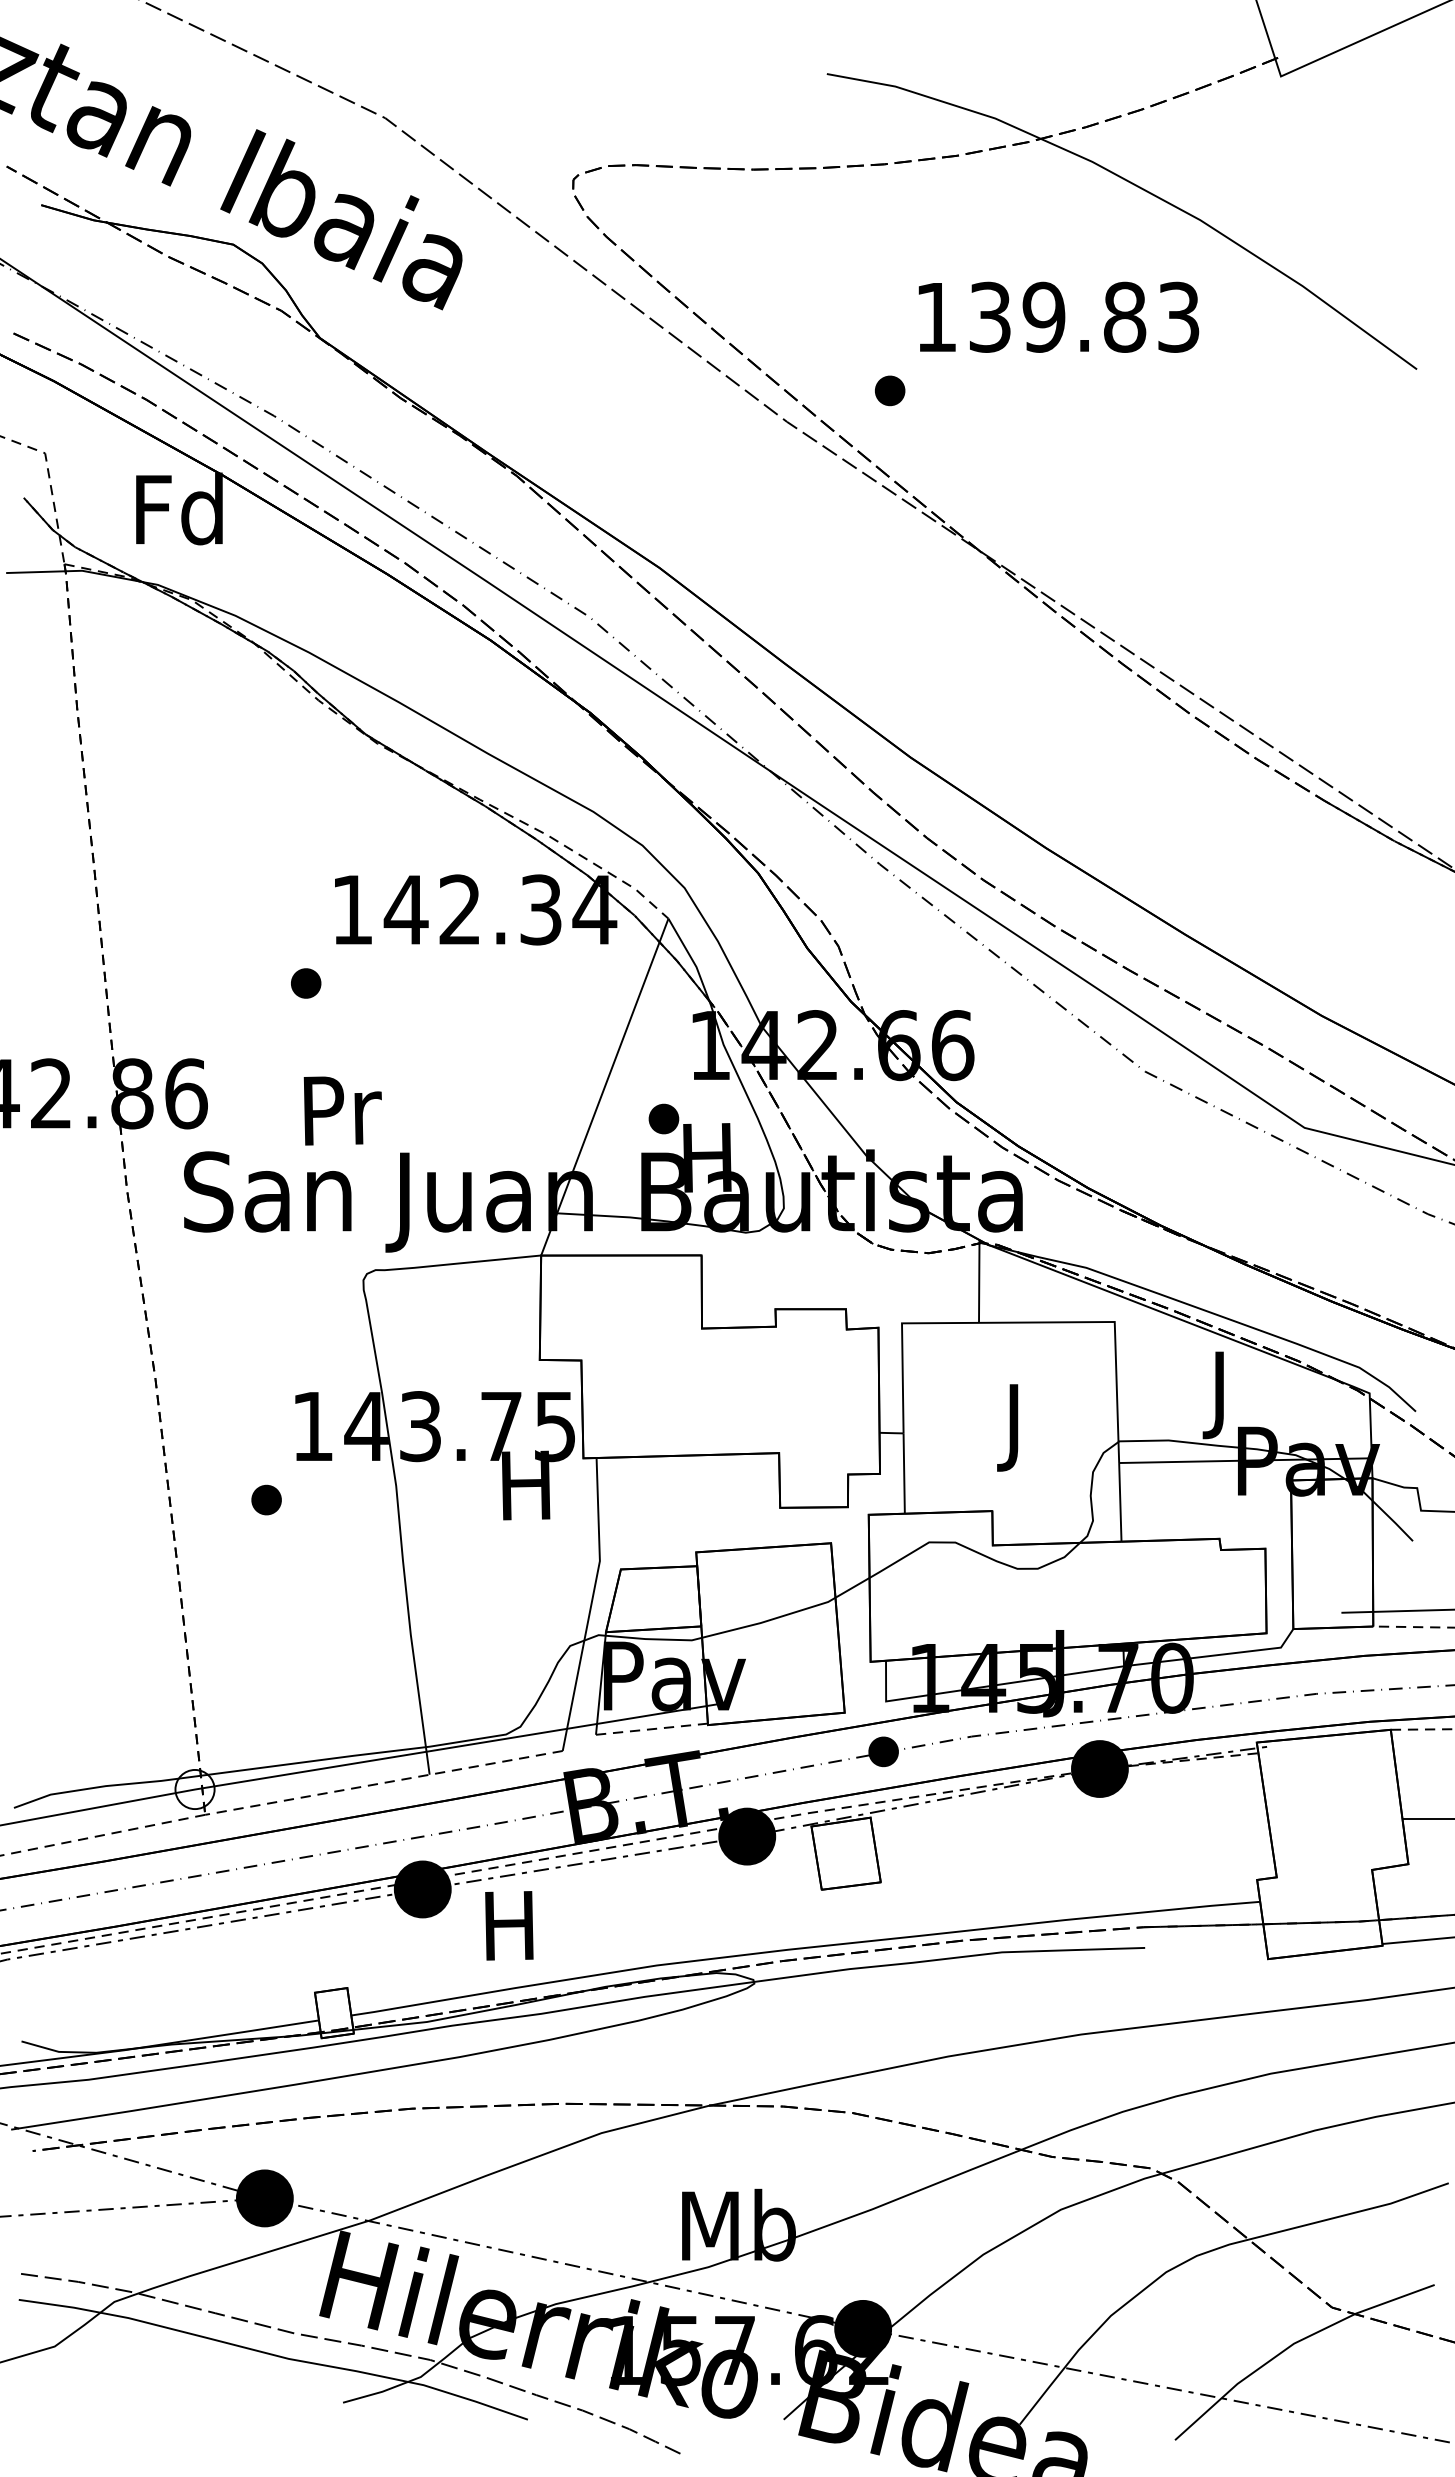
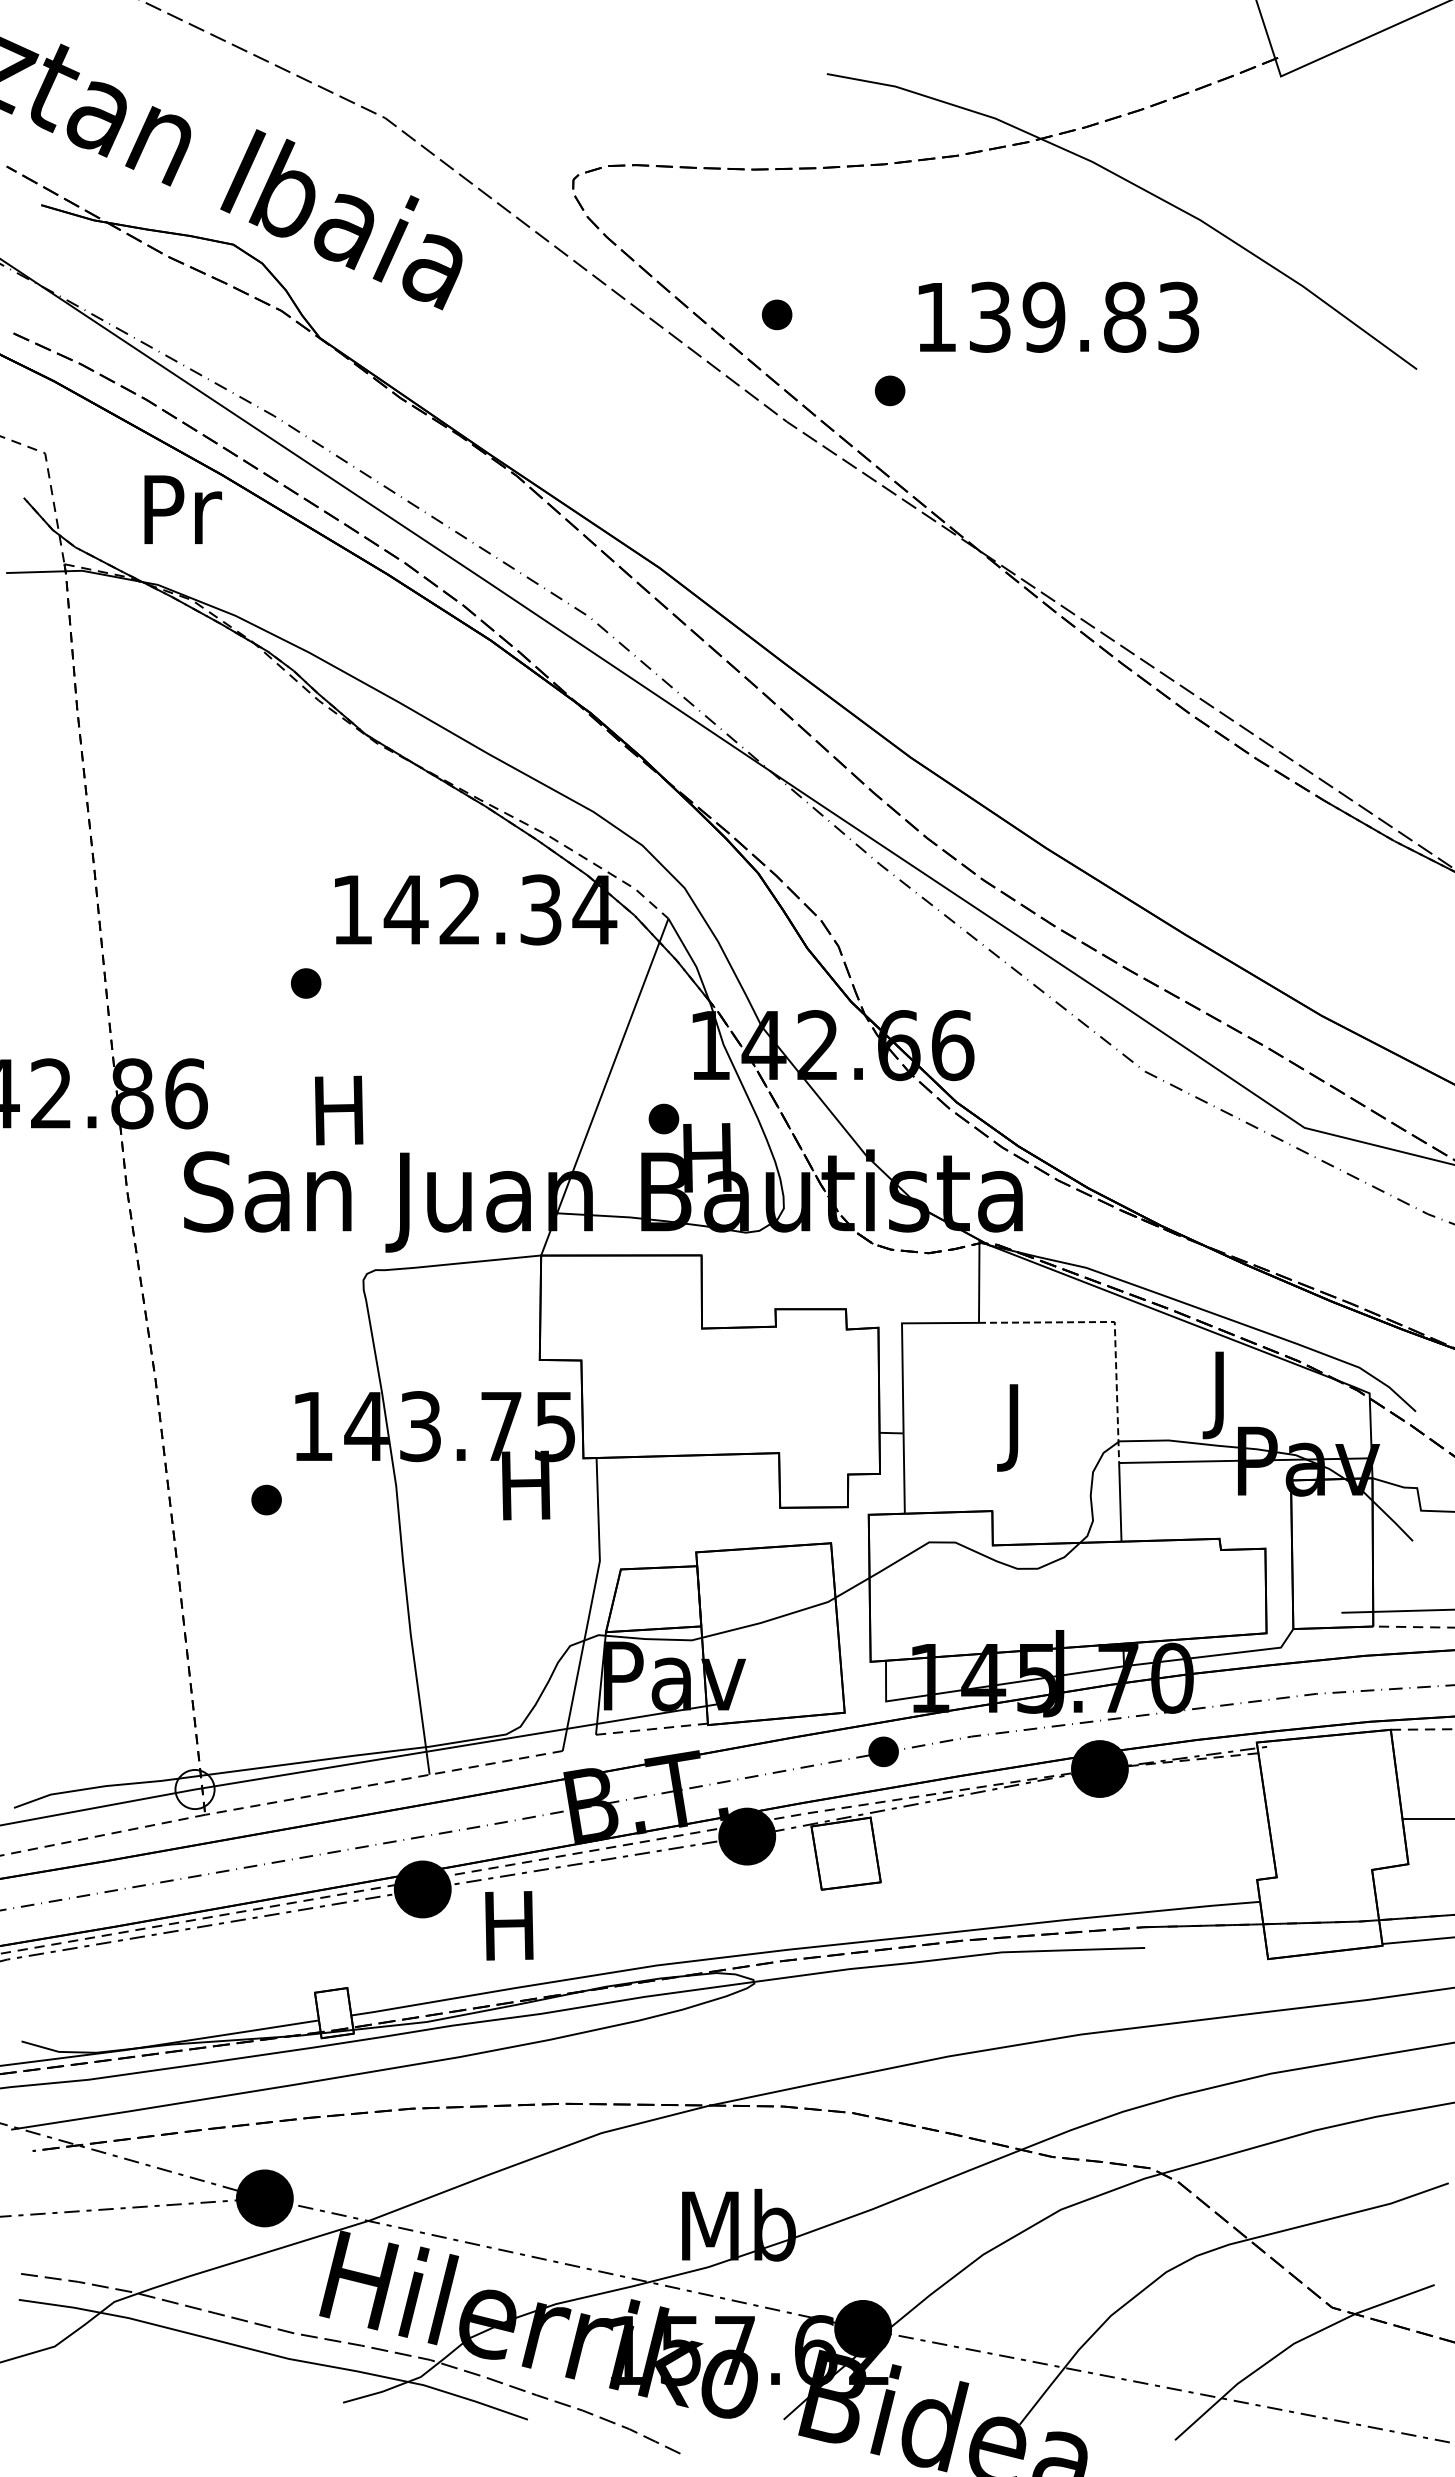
part: none -> present (777, 314)
text: Fd -> Pr (179, 508)
text: Pr -> H (342, 1110)
line: solid -> dashed (1114, 1324)
